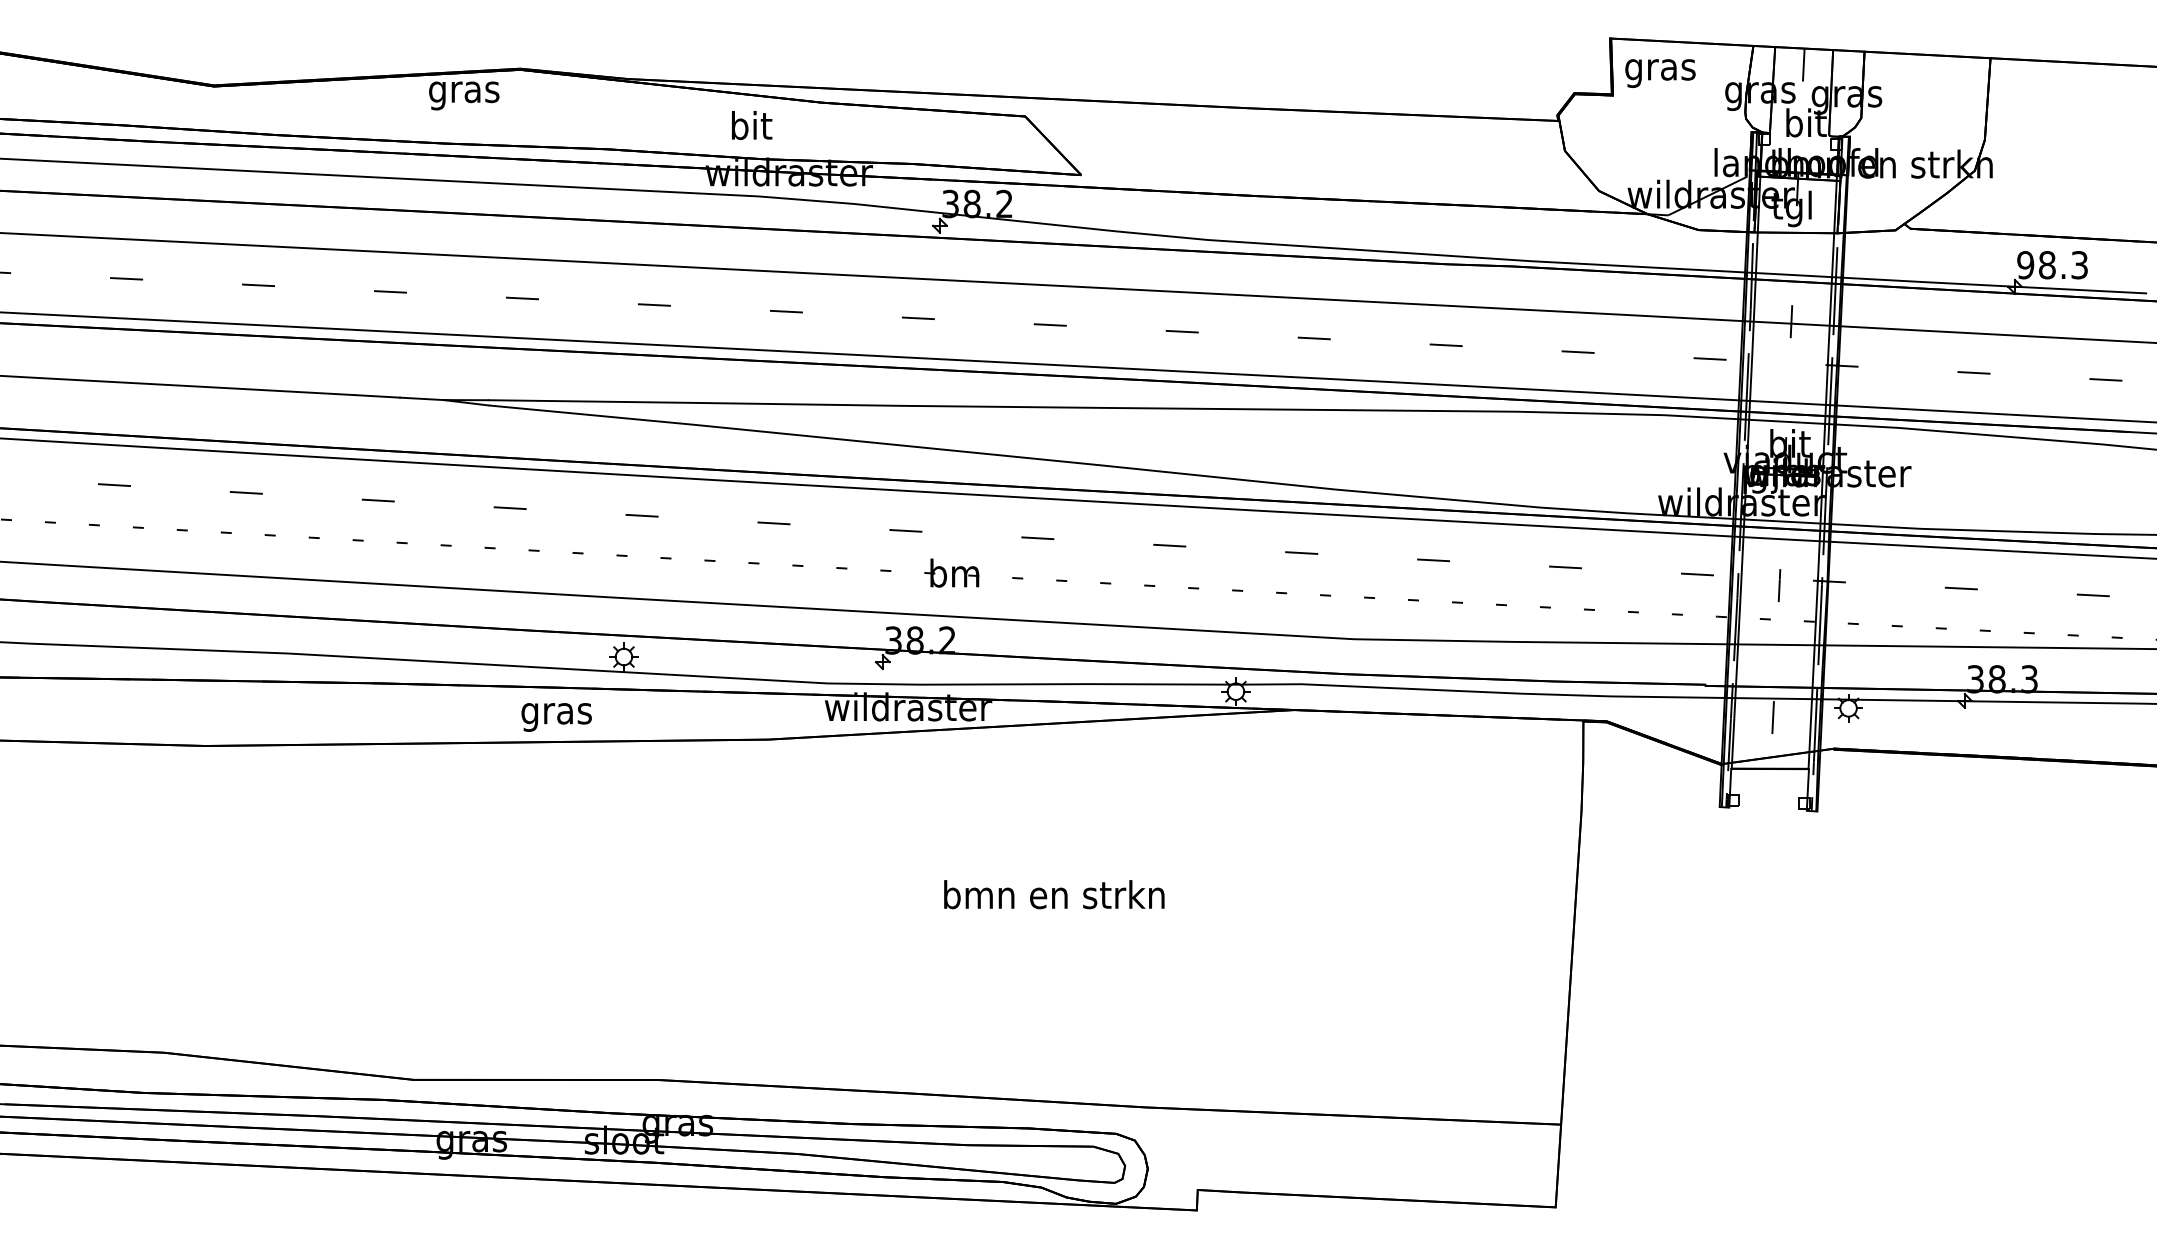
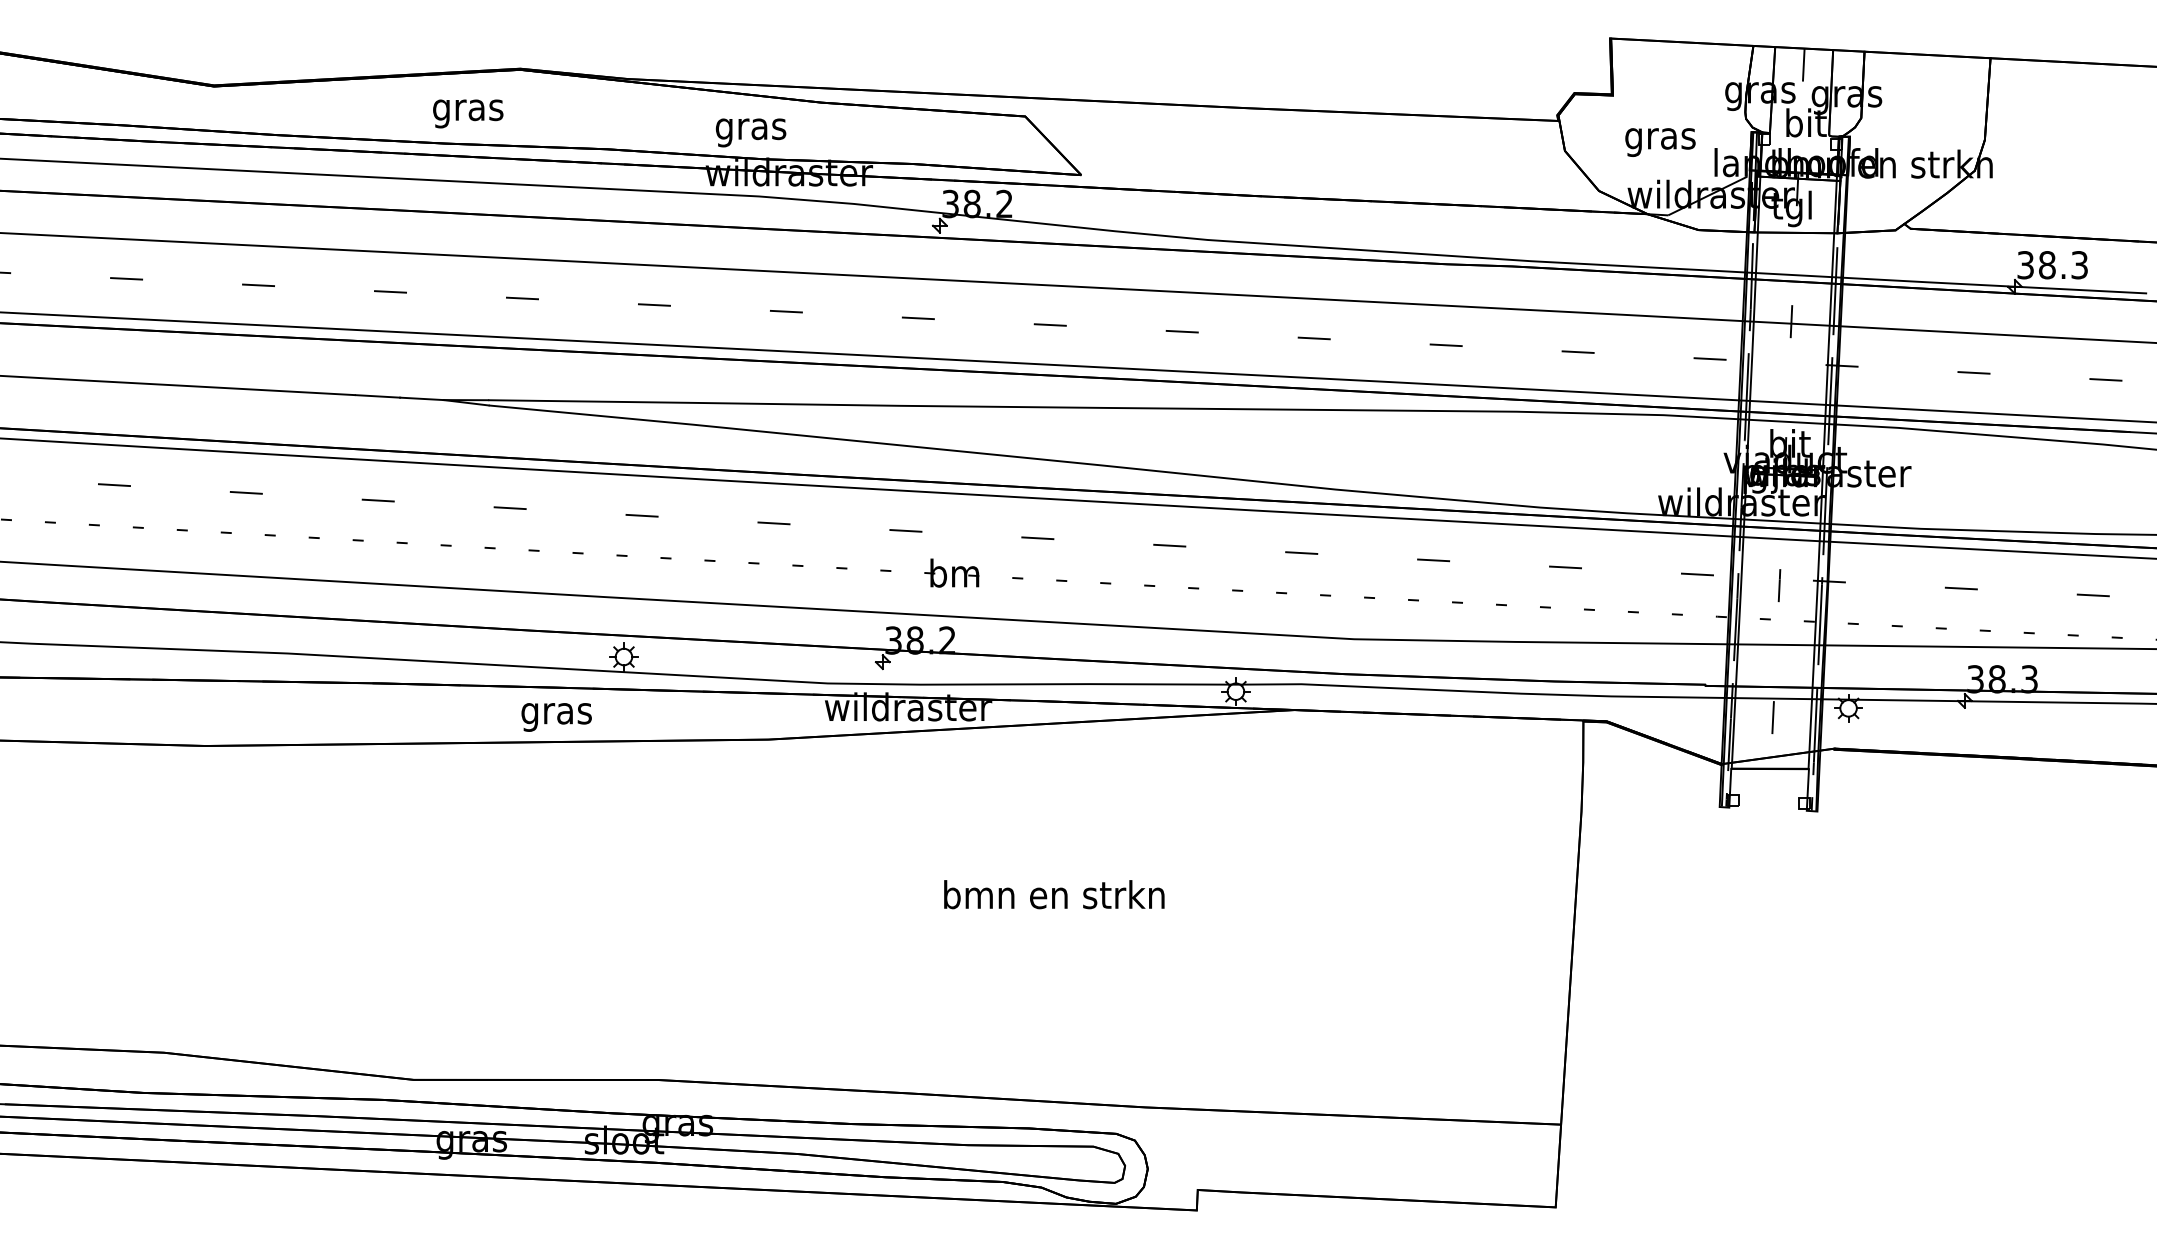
text position: (1660, 73) -> (1660, 142) (1660, 142)
text position: (464, 95) -> (468, 113) (468, 113)
text: bit -> gras (750, 129)
text: 98.3 -> 38.3 (2025, 265)
